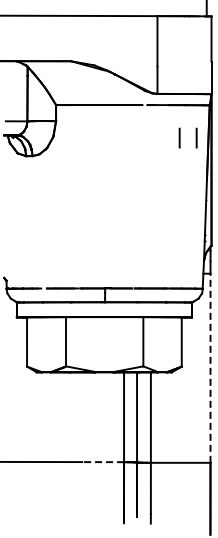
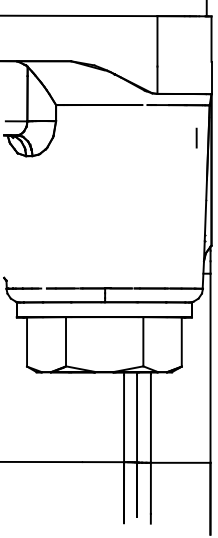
line: present -> none (179, 137)
line: dashed -> solid (210, 368)
line: dashed -> solid (103, 462)
